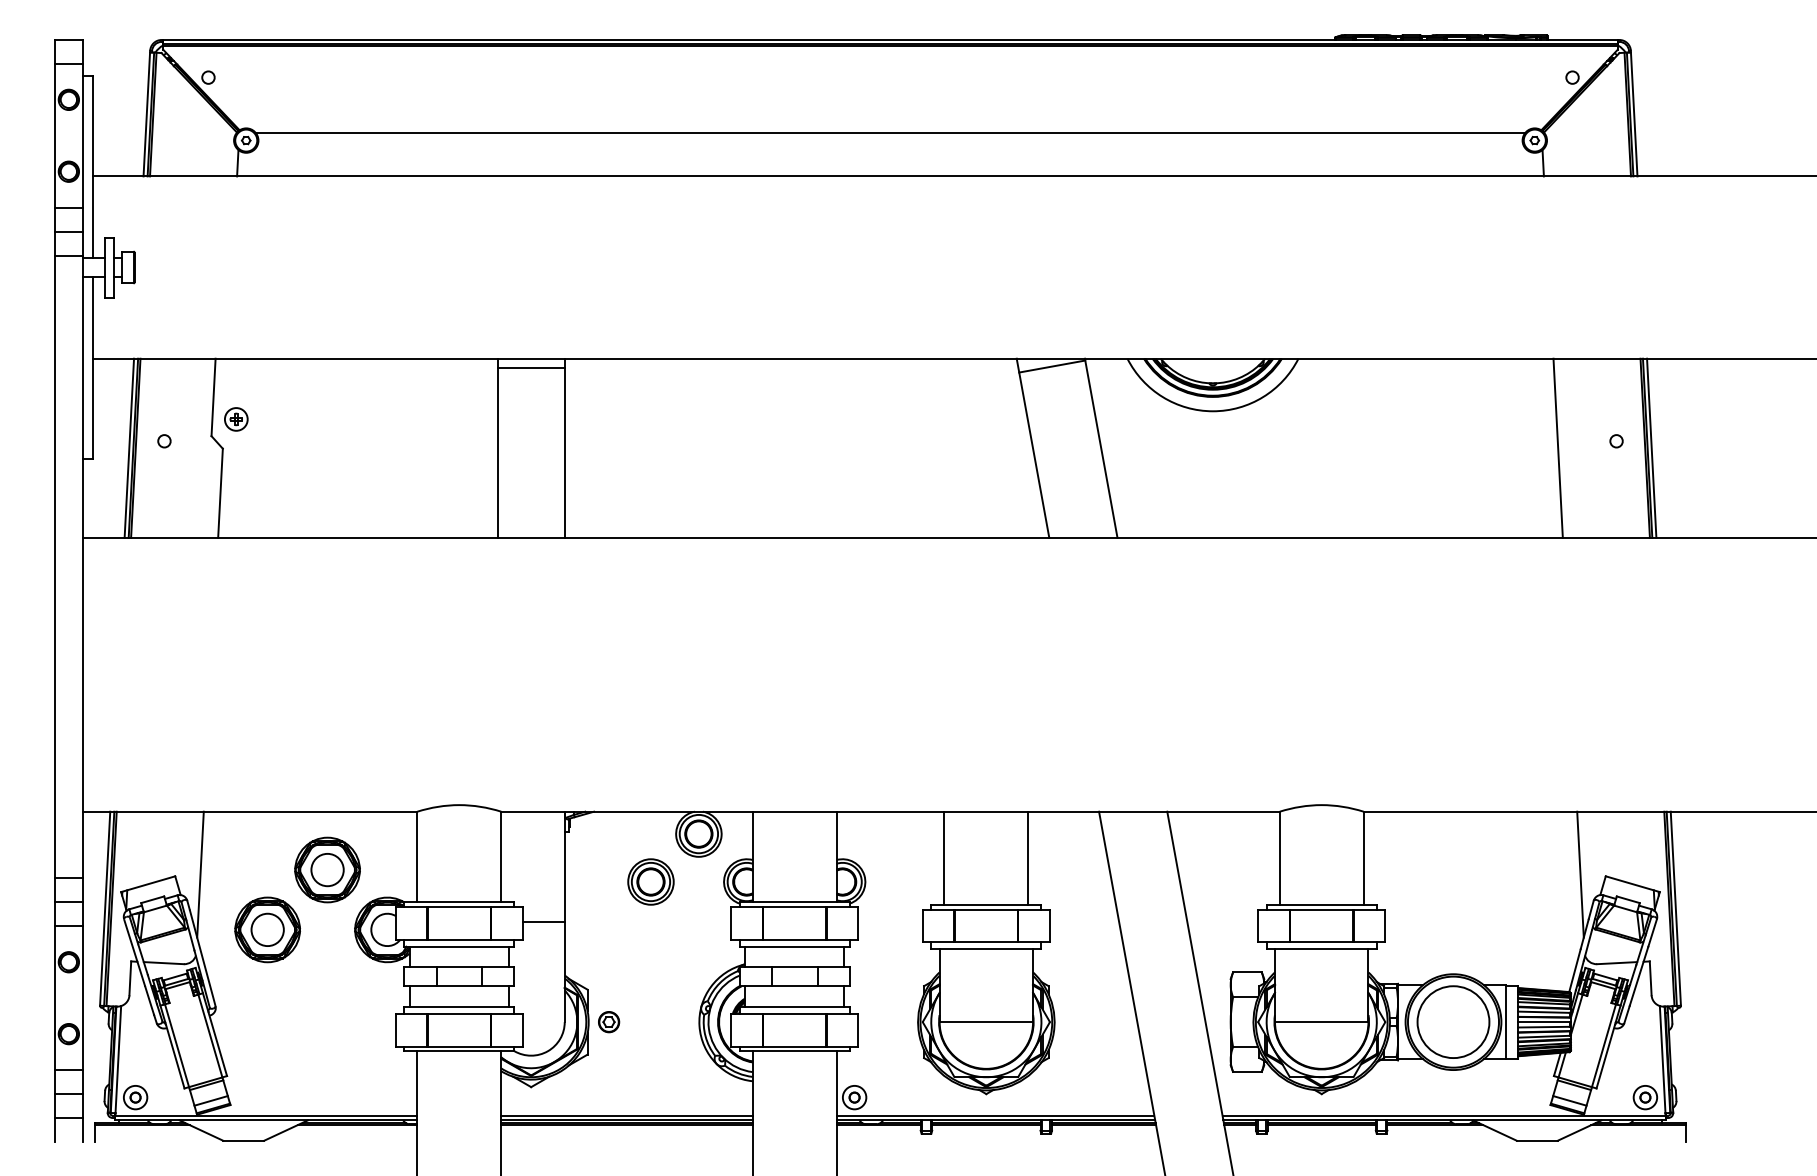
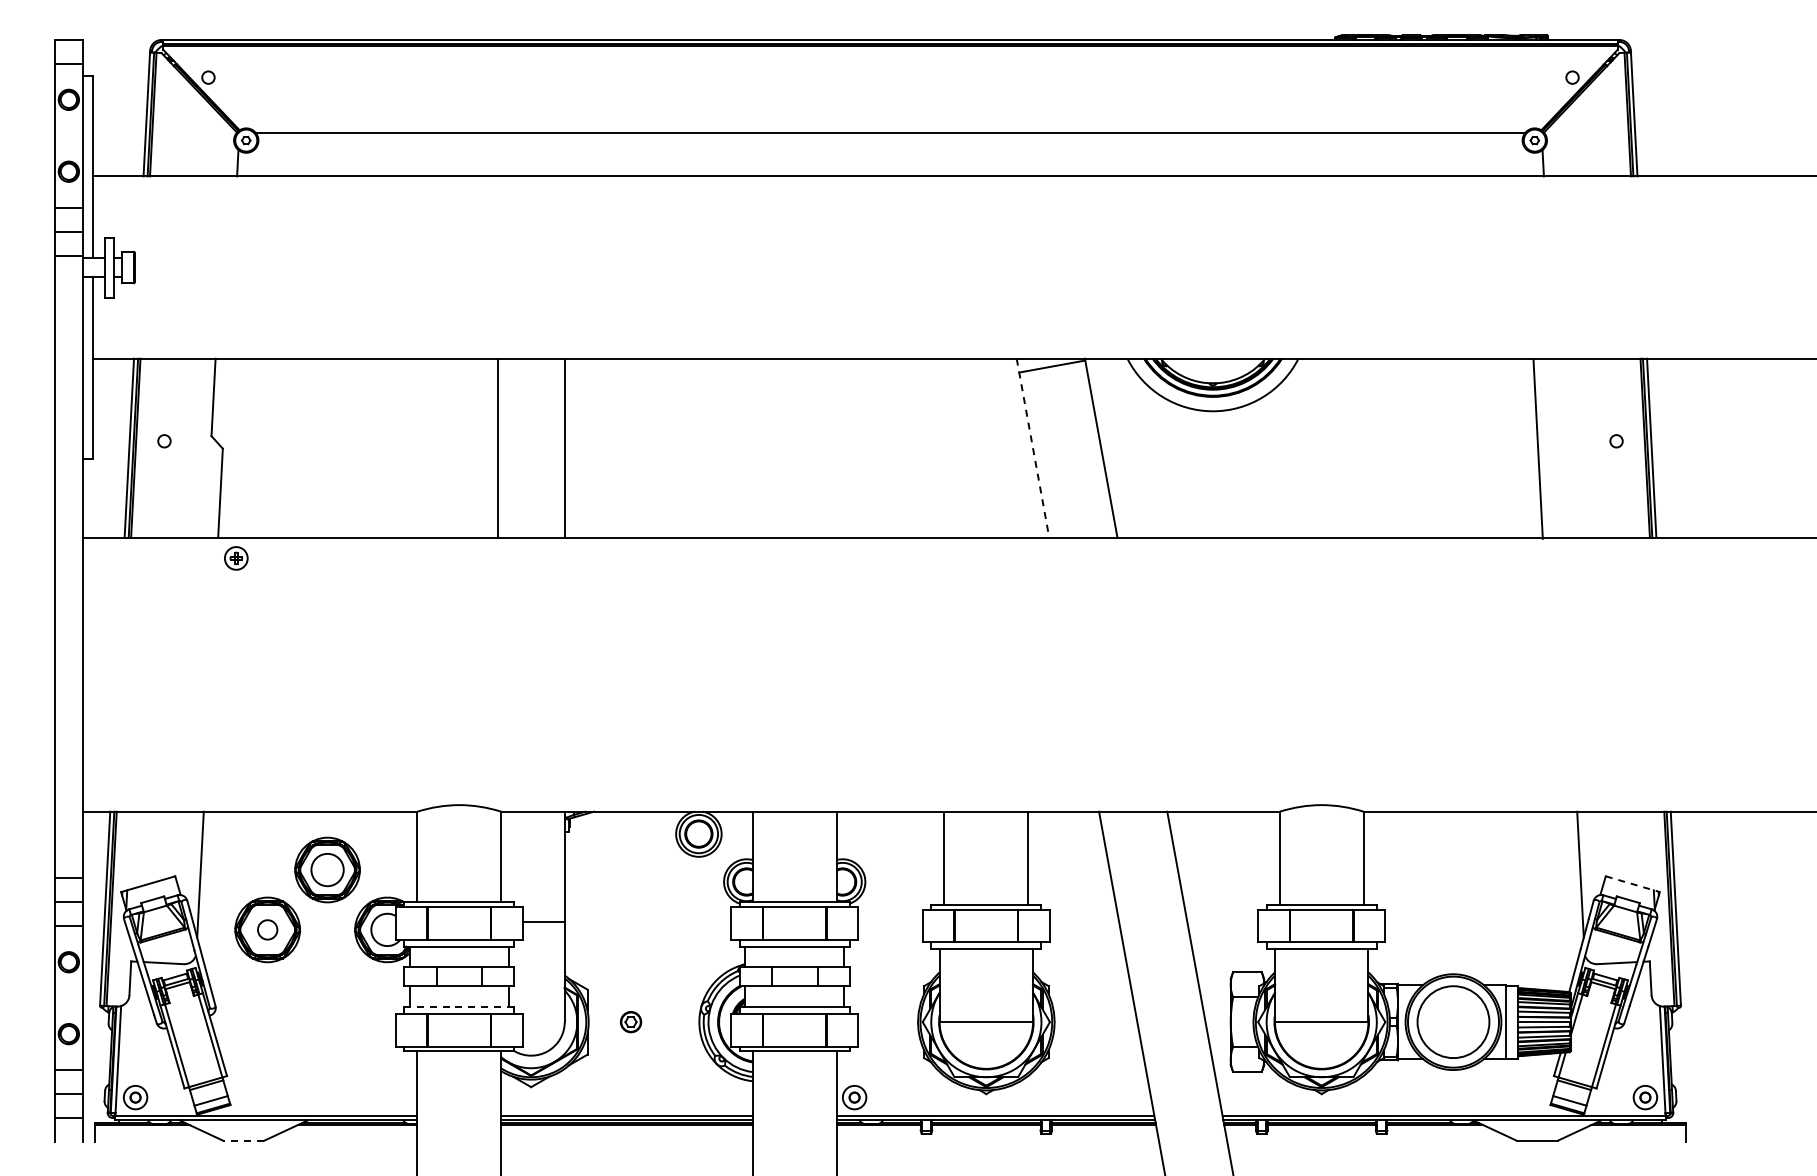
line: present -> none (530, 368)
part position: (236, 419) -> (236, 558) (236, 558)
line position: (1557, 447) -> (1537, 448) (1537, 448)
line: solid -> dashed (1033, 448)
part: present -> none (650, 881)
line: solid -> dashed (1633, 884)
circle diameter: 32 px -> 19 px (267, 929)
line: solid -> dashed (458, 1007)
part position: (609, 1022) -> (631, 1022) (631, 1022)
line: solid -> dashed (243, 1140)
